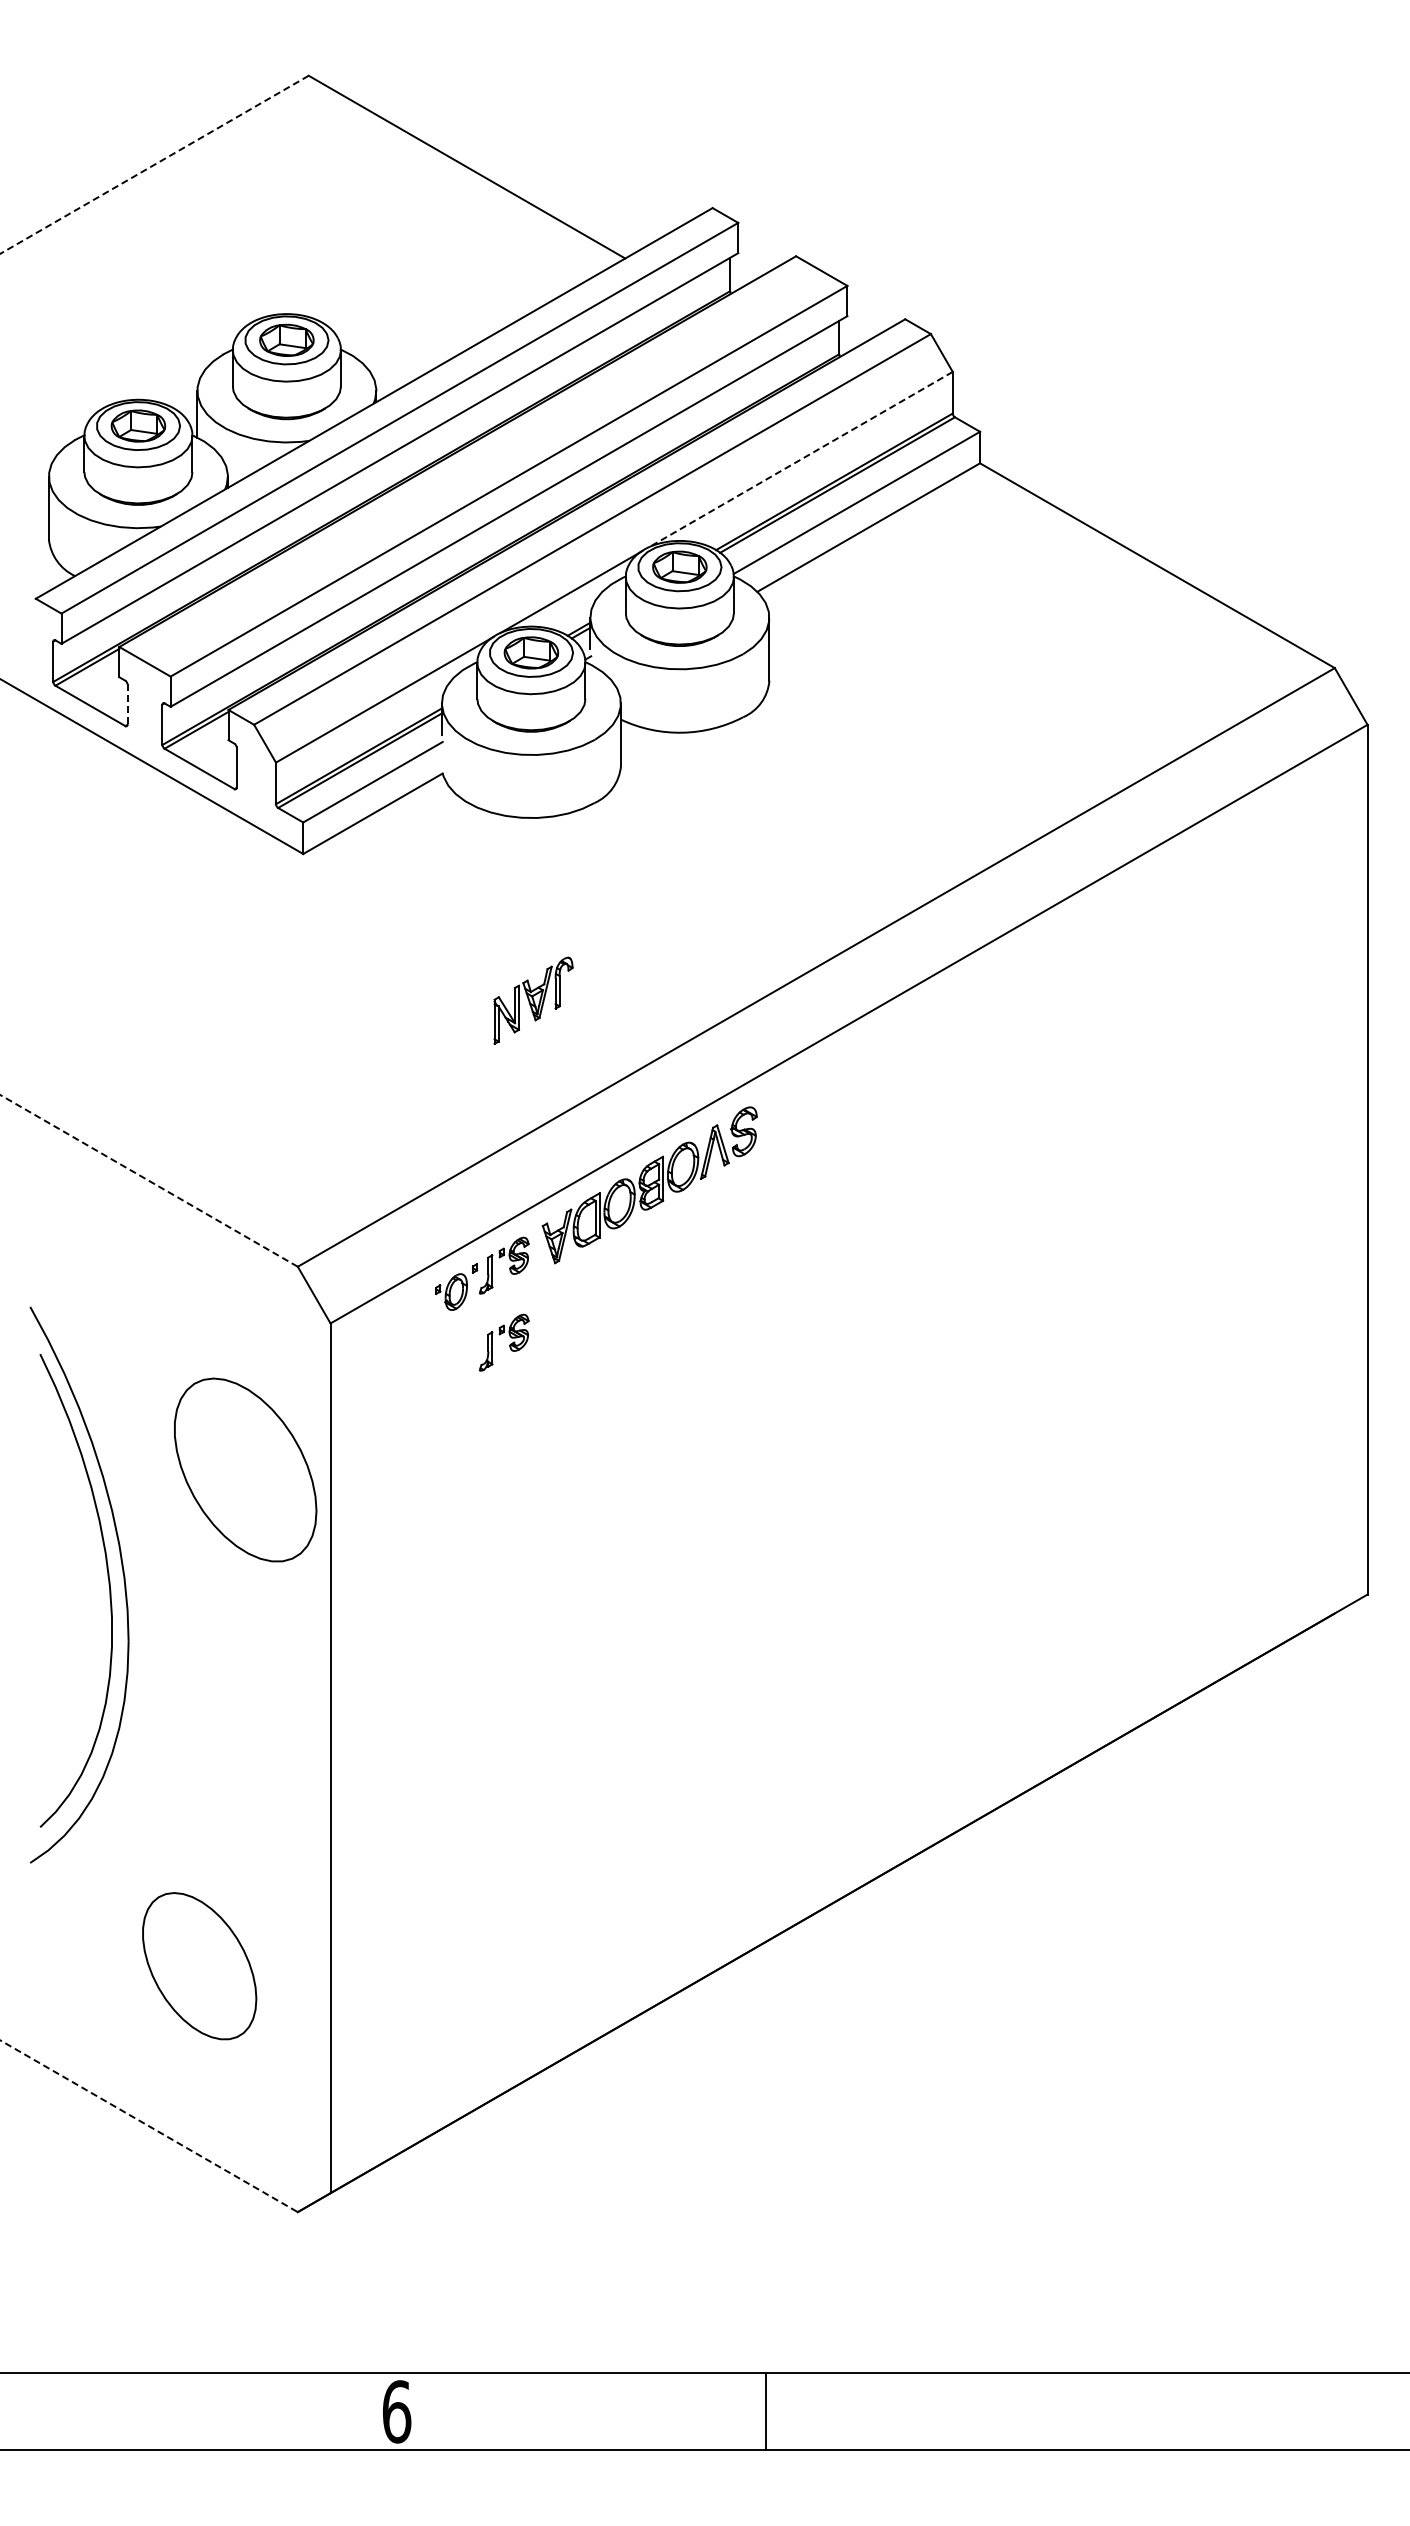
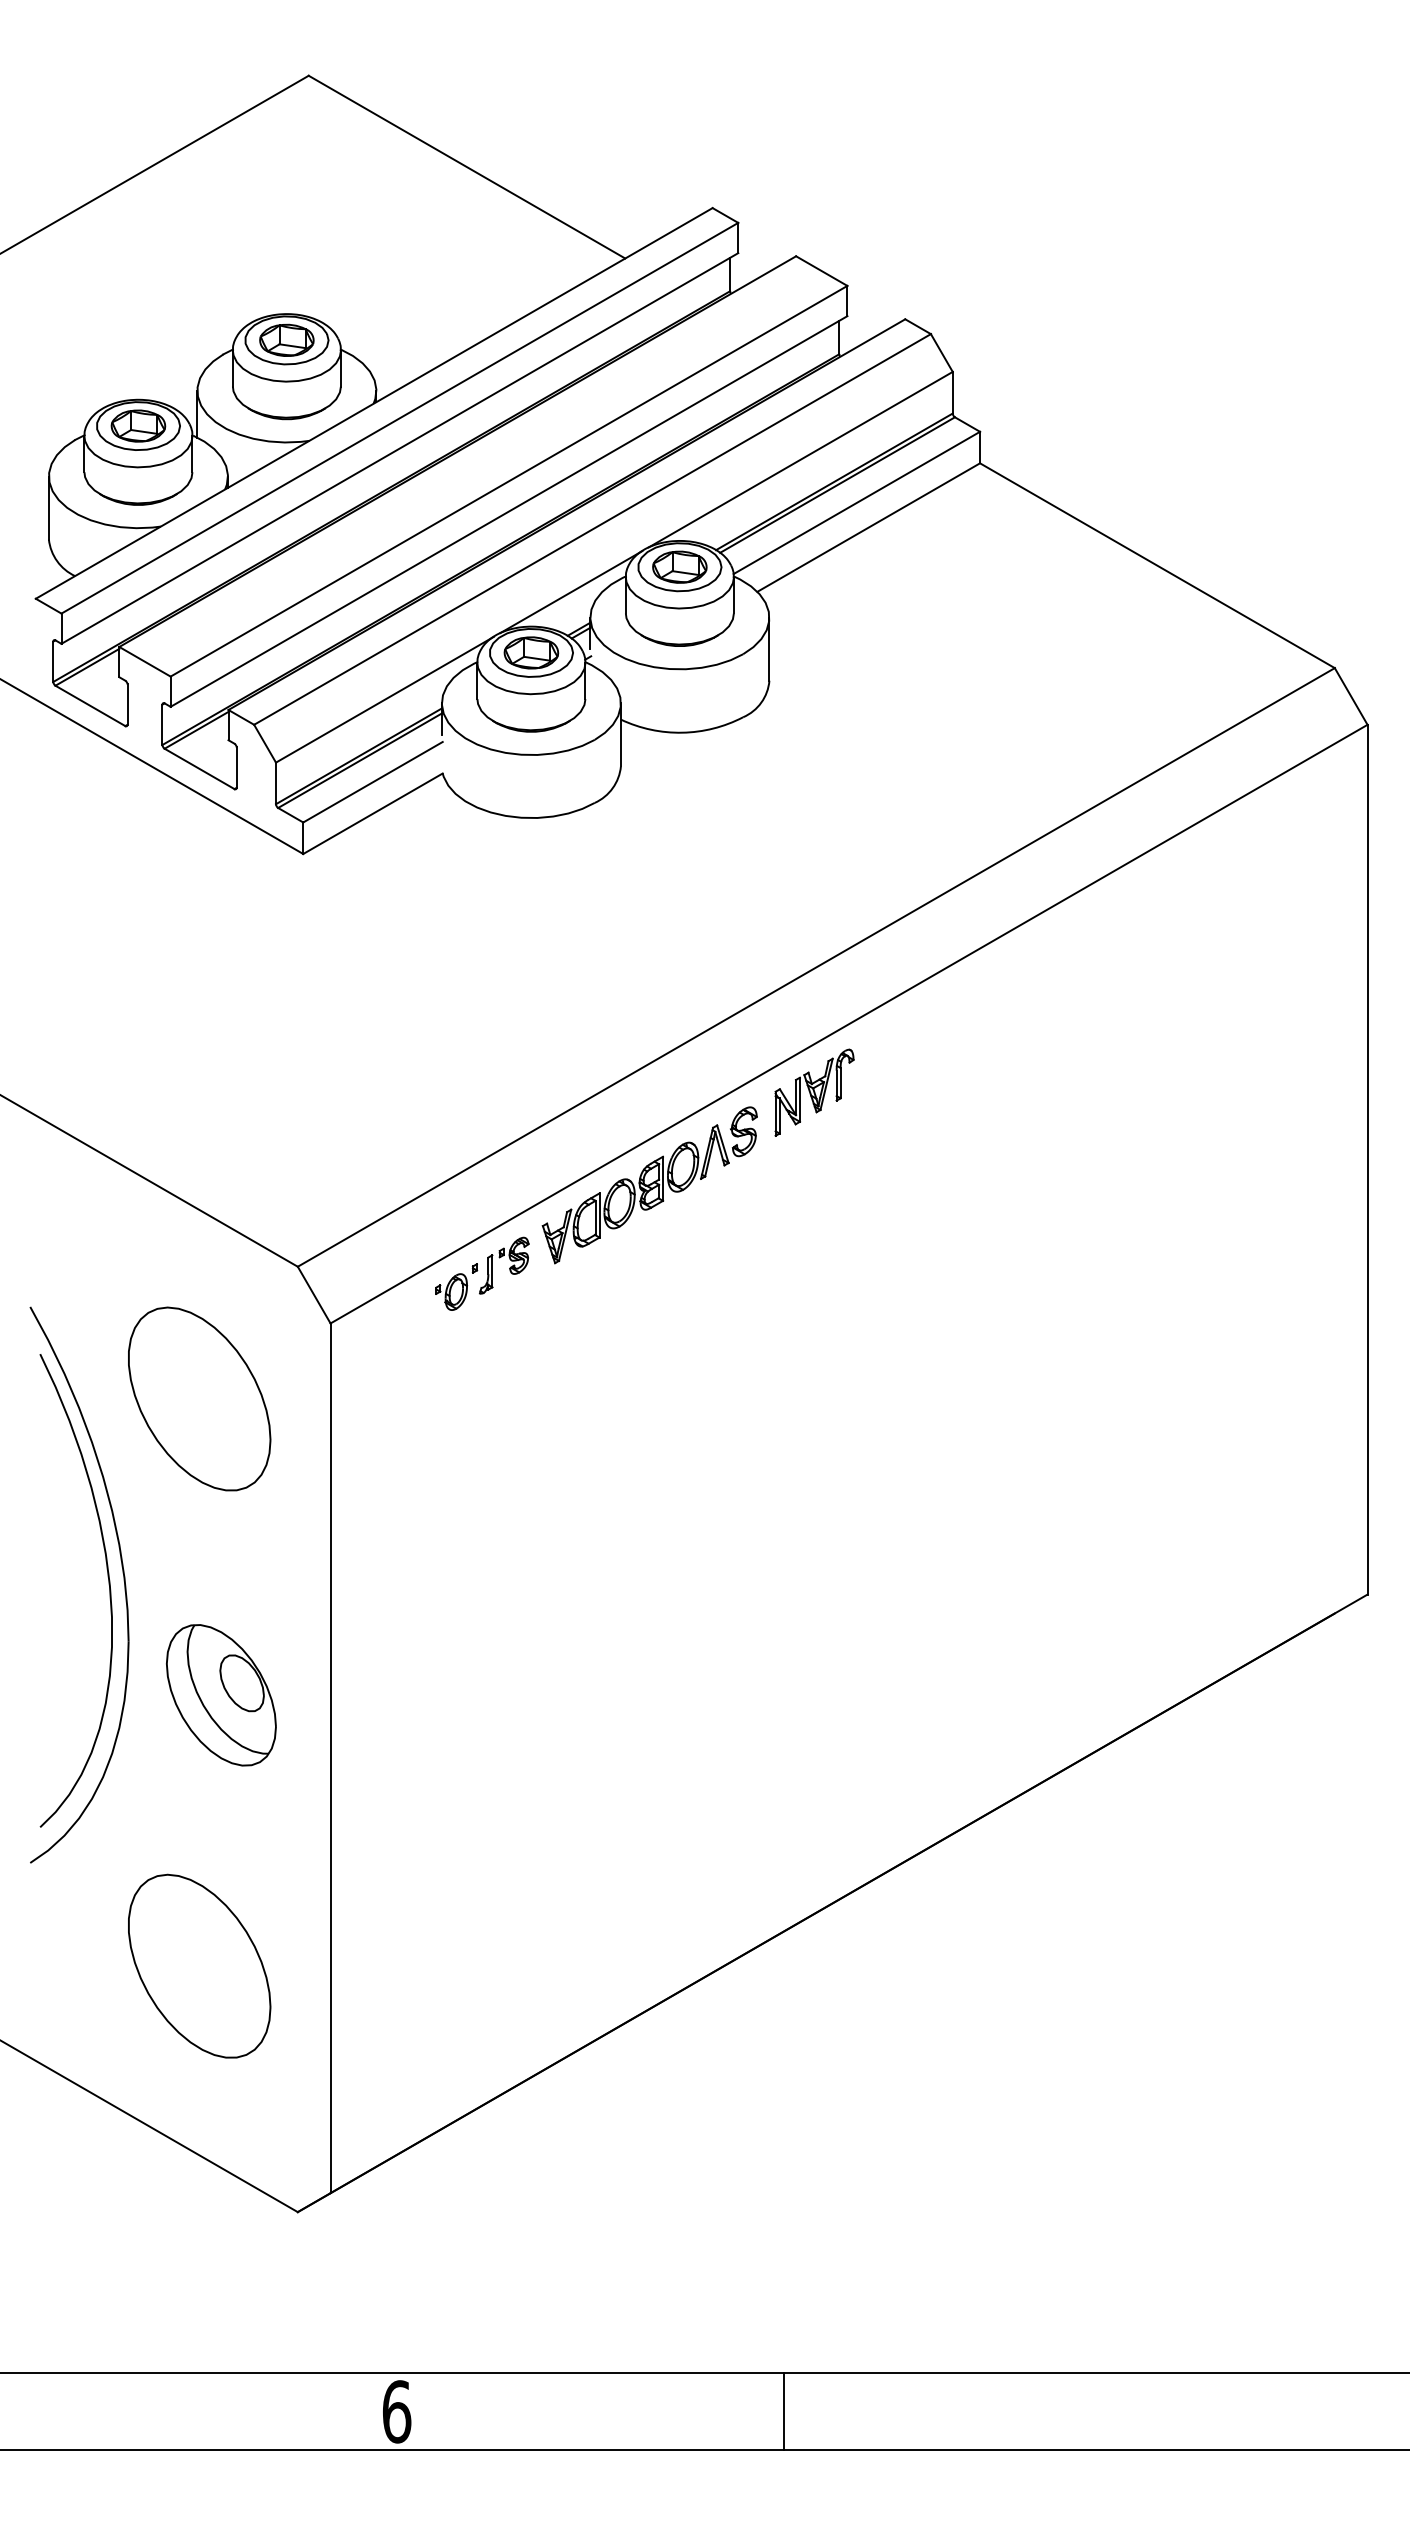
line: dashed -> solid (154, 164)
line: dashed -> solid (800, 459)
line: dashed -> solid (127, 705)
part position: (533, 1000) -> (814, 1092) (814, 1092)
line: dashed -> solid (148, 1180)
part: present -> none (504, 1342)
part position: (245, 1469) -> (199, 1398) (199, 1398)
part: none -> present (221, 1695)
part size: 116x149 px -> 144x186 px (199, 1965)
line: dashed -> solid (149, 2126)
line position: (765, 2411) -> (783, 2411) (783, 2411)
